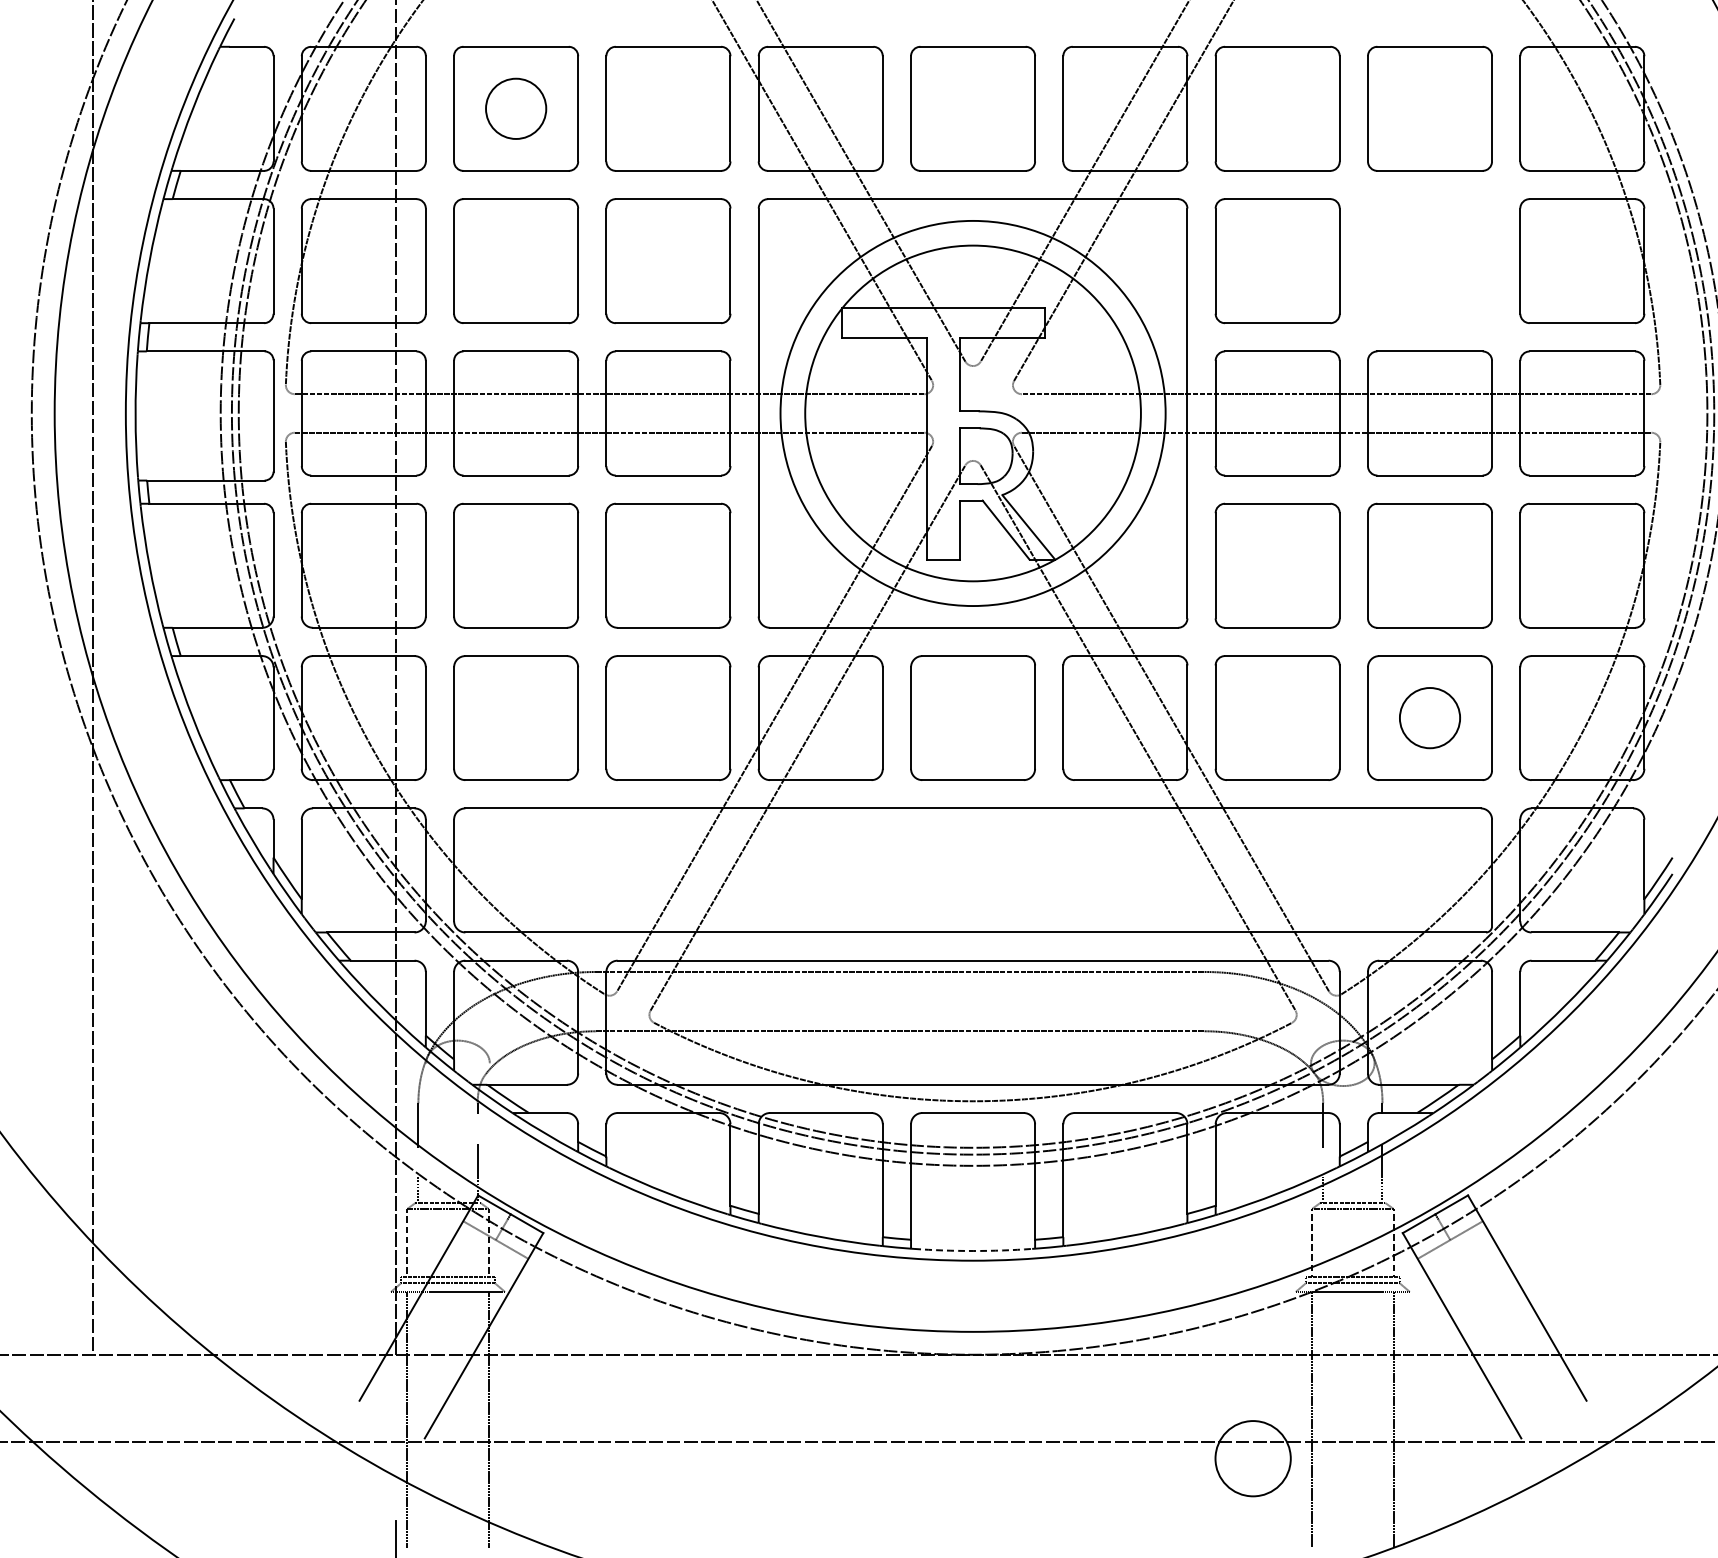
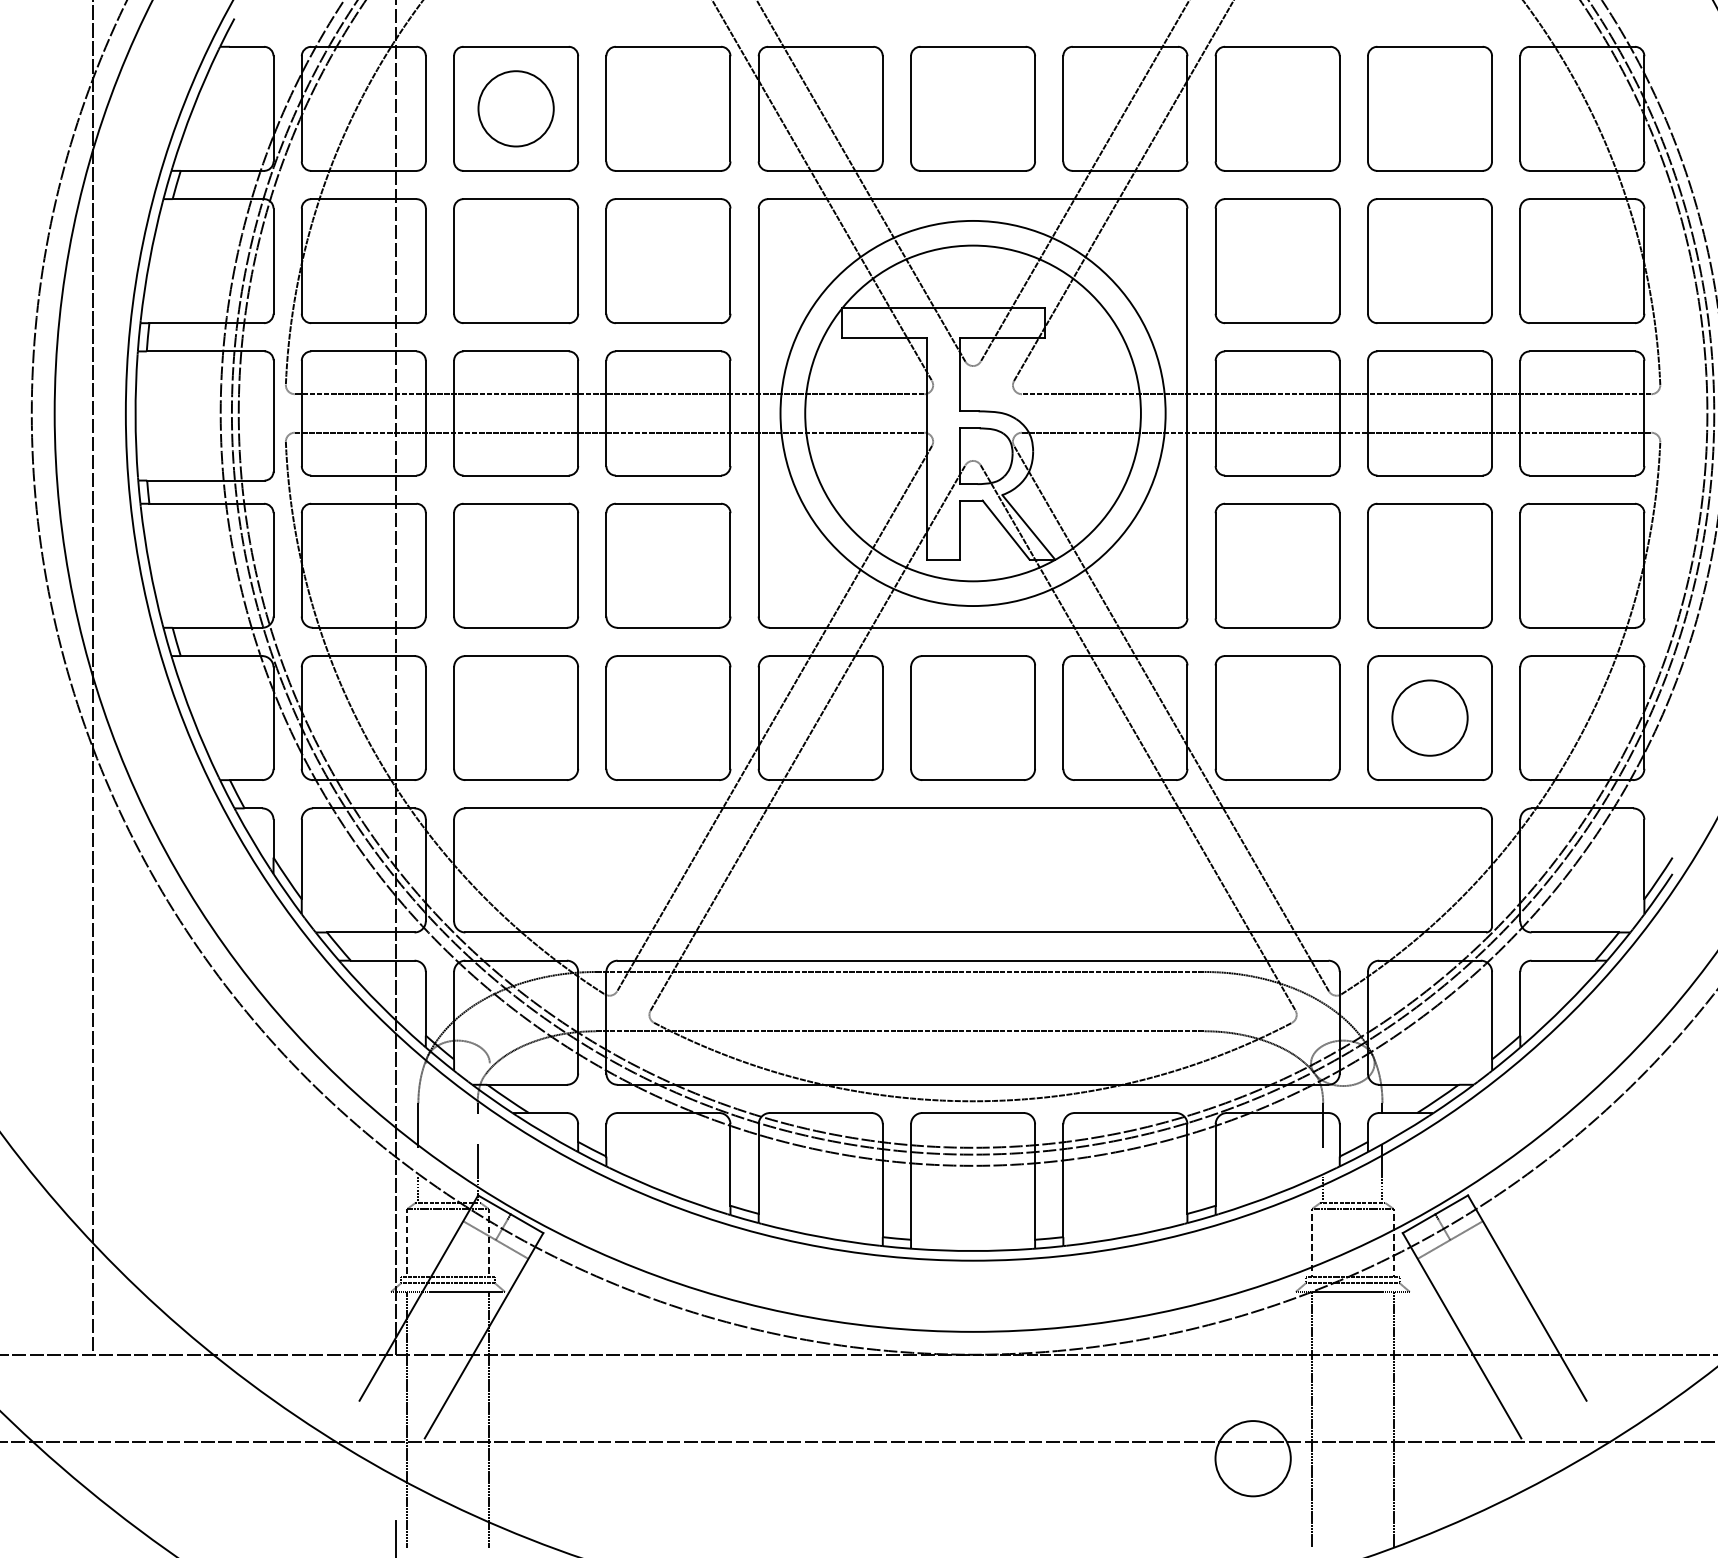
circle diameter: 60 px -> 75 px (515, 108)
part: none -> present (1429, 261)
circle diameter: 60 px -> 75 px (1429, 717)
arc: dashed -> solid (973, 1250)
